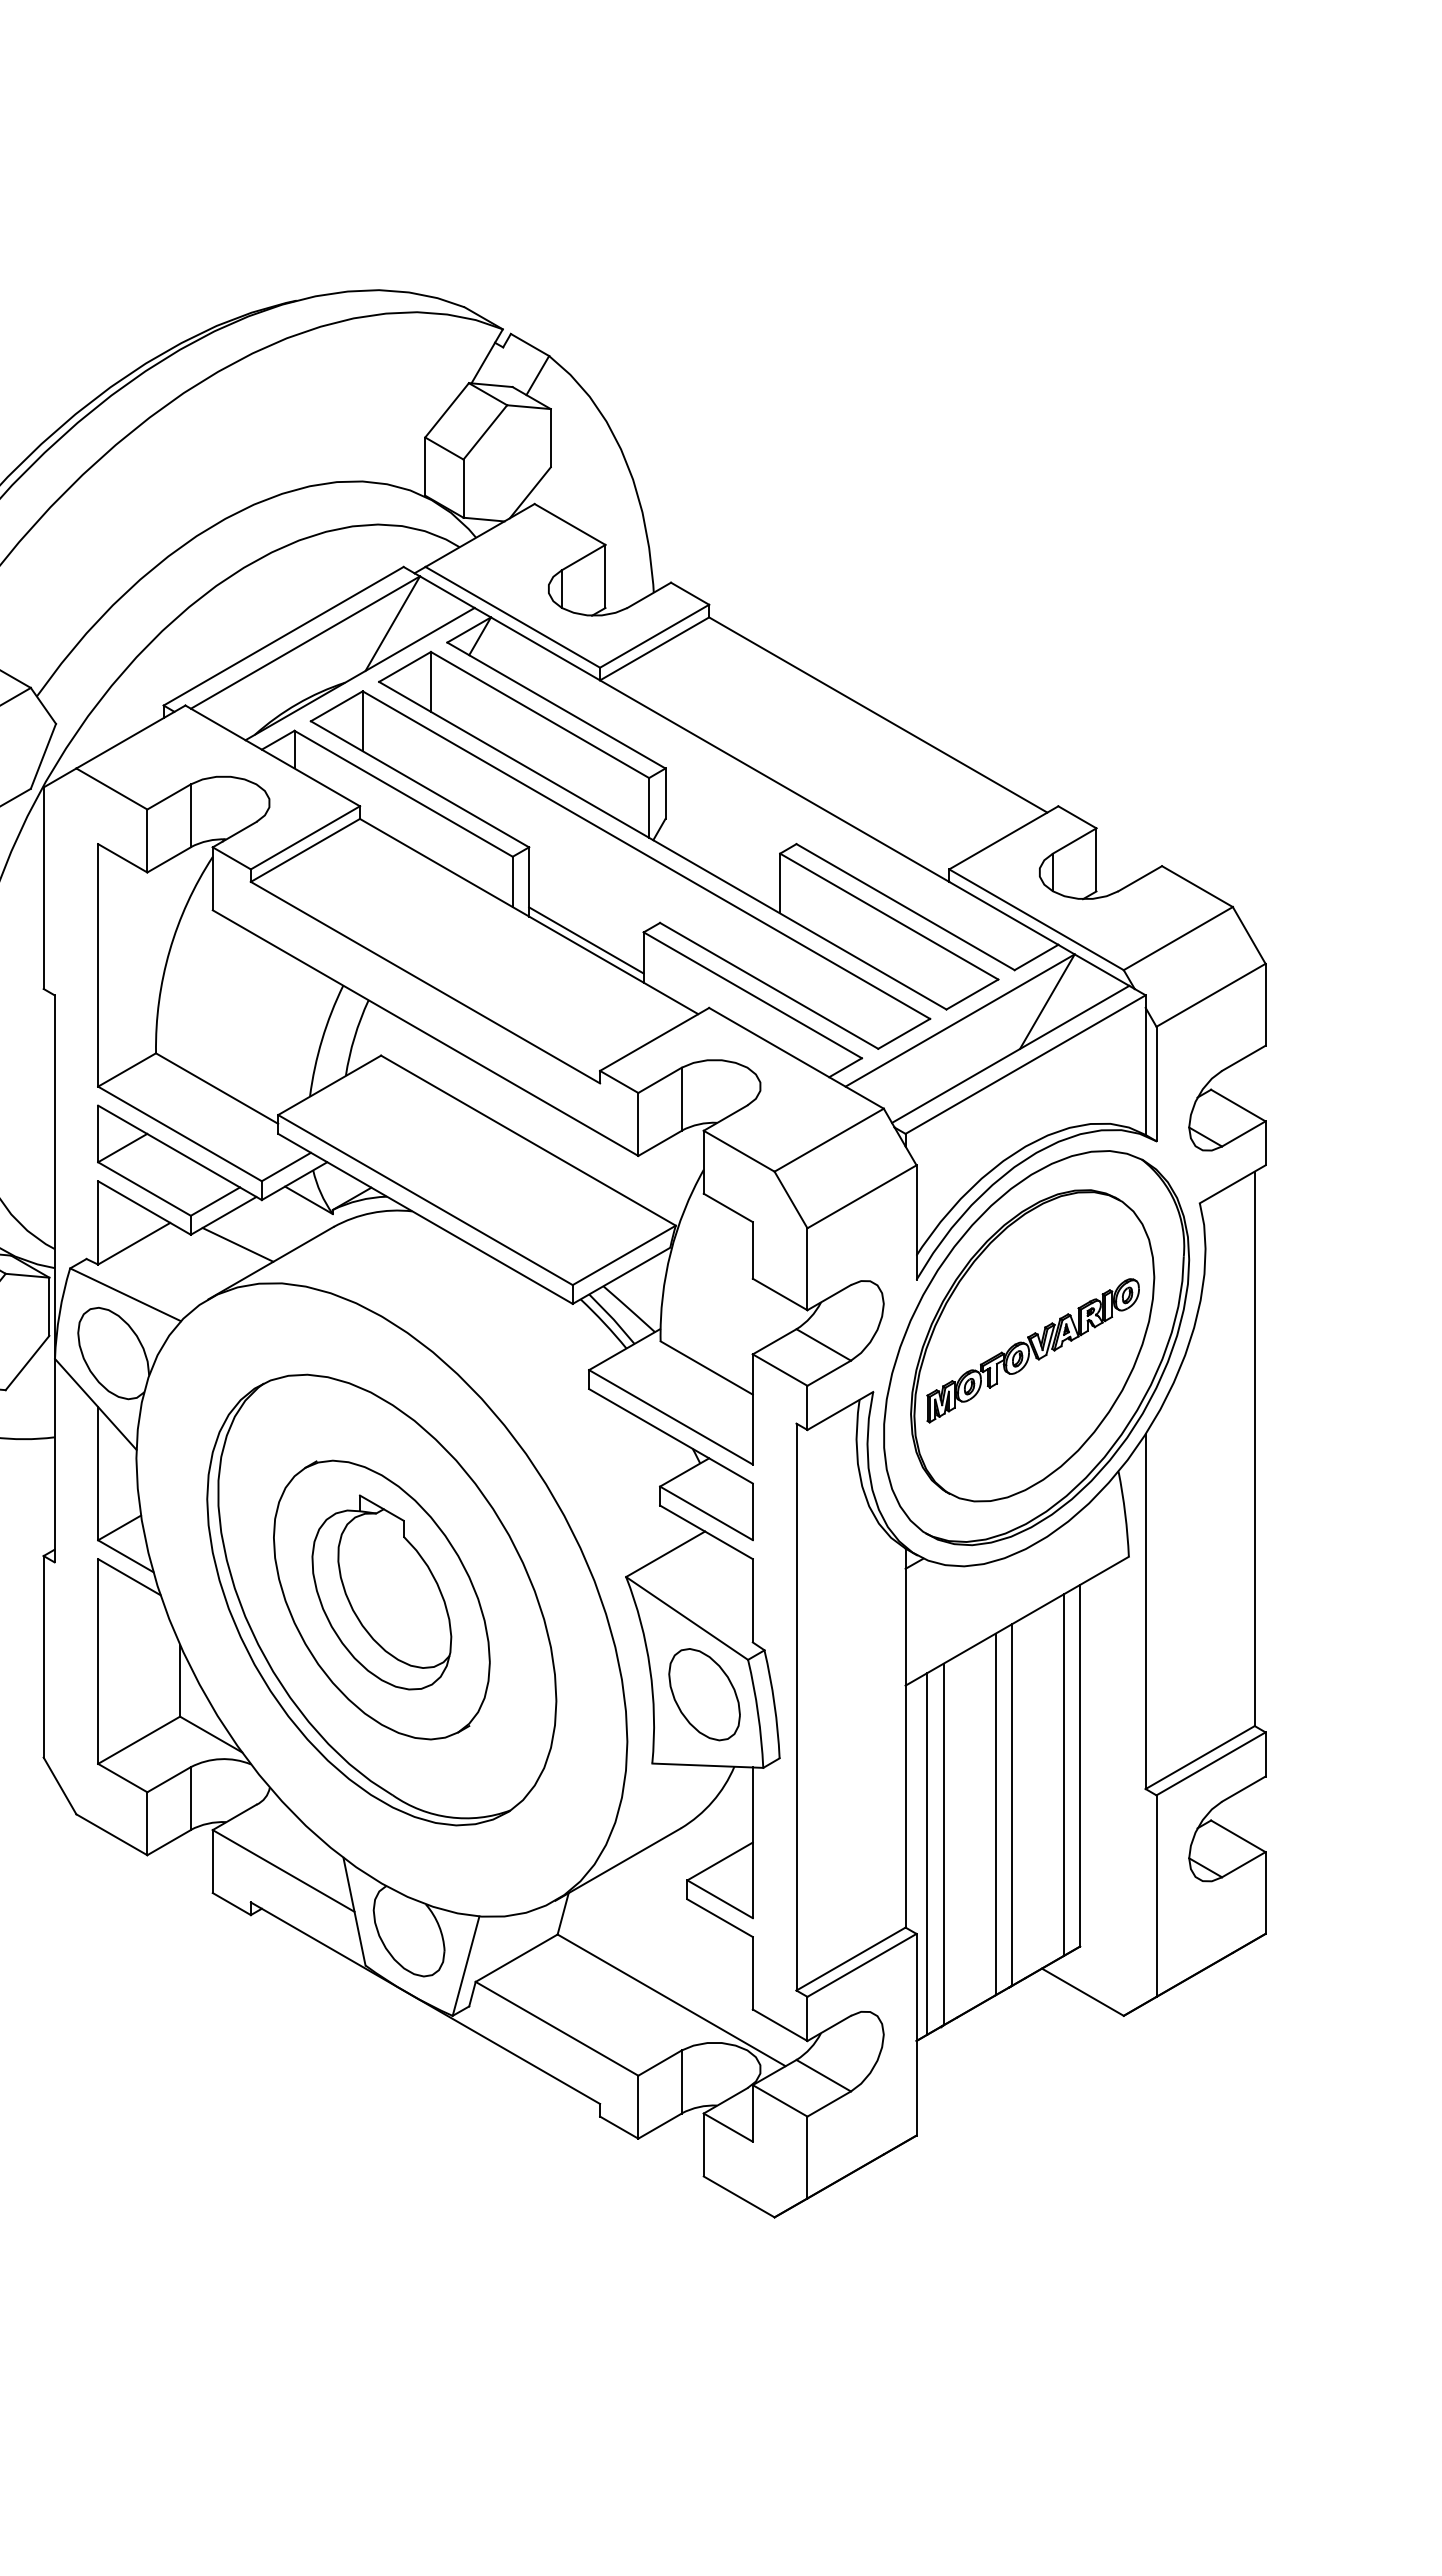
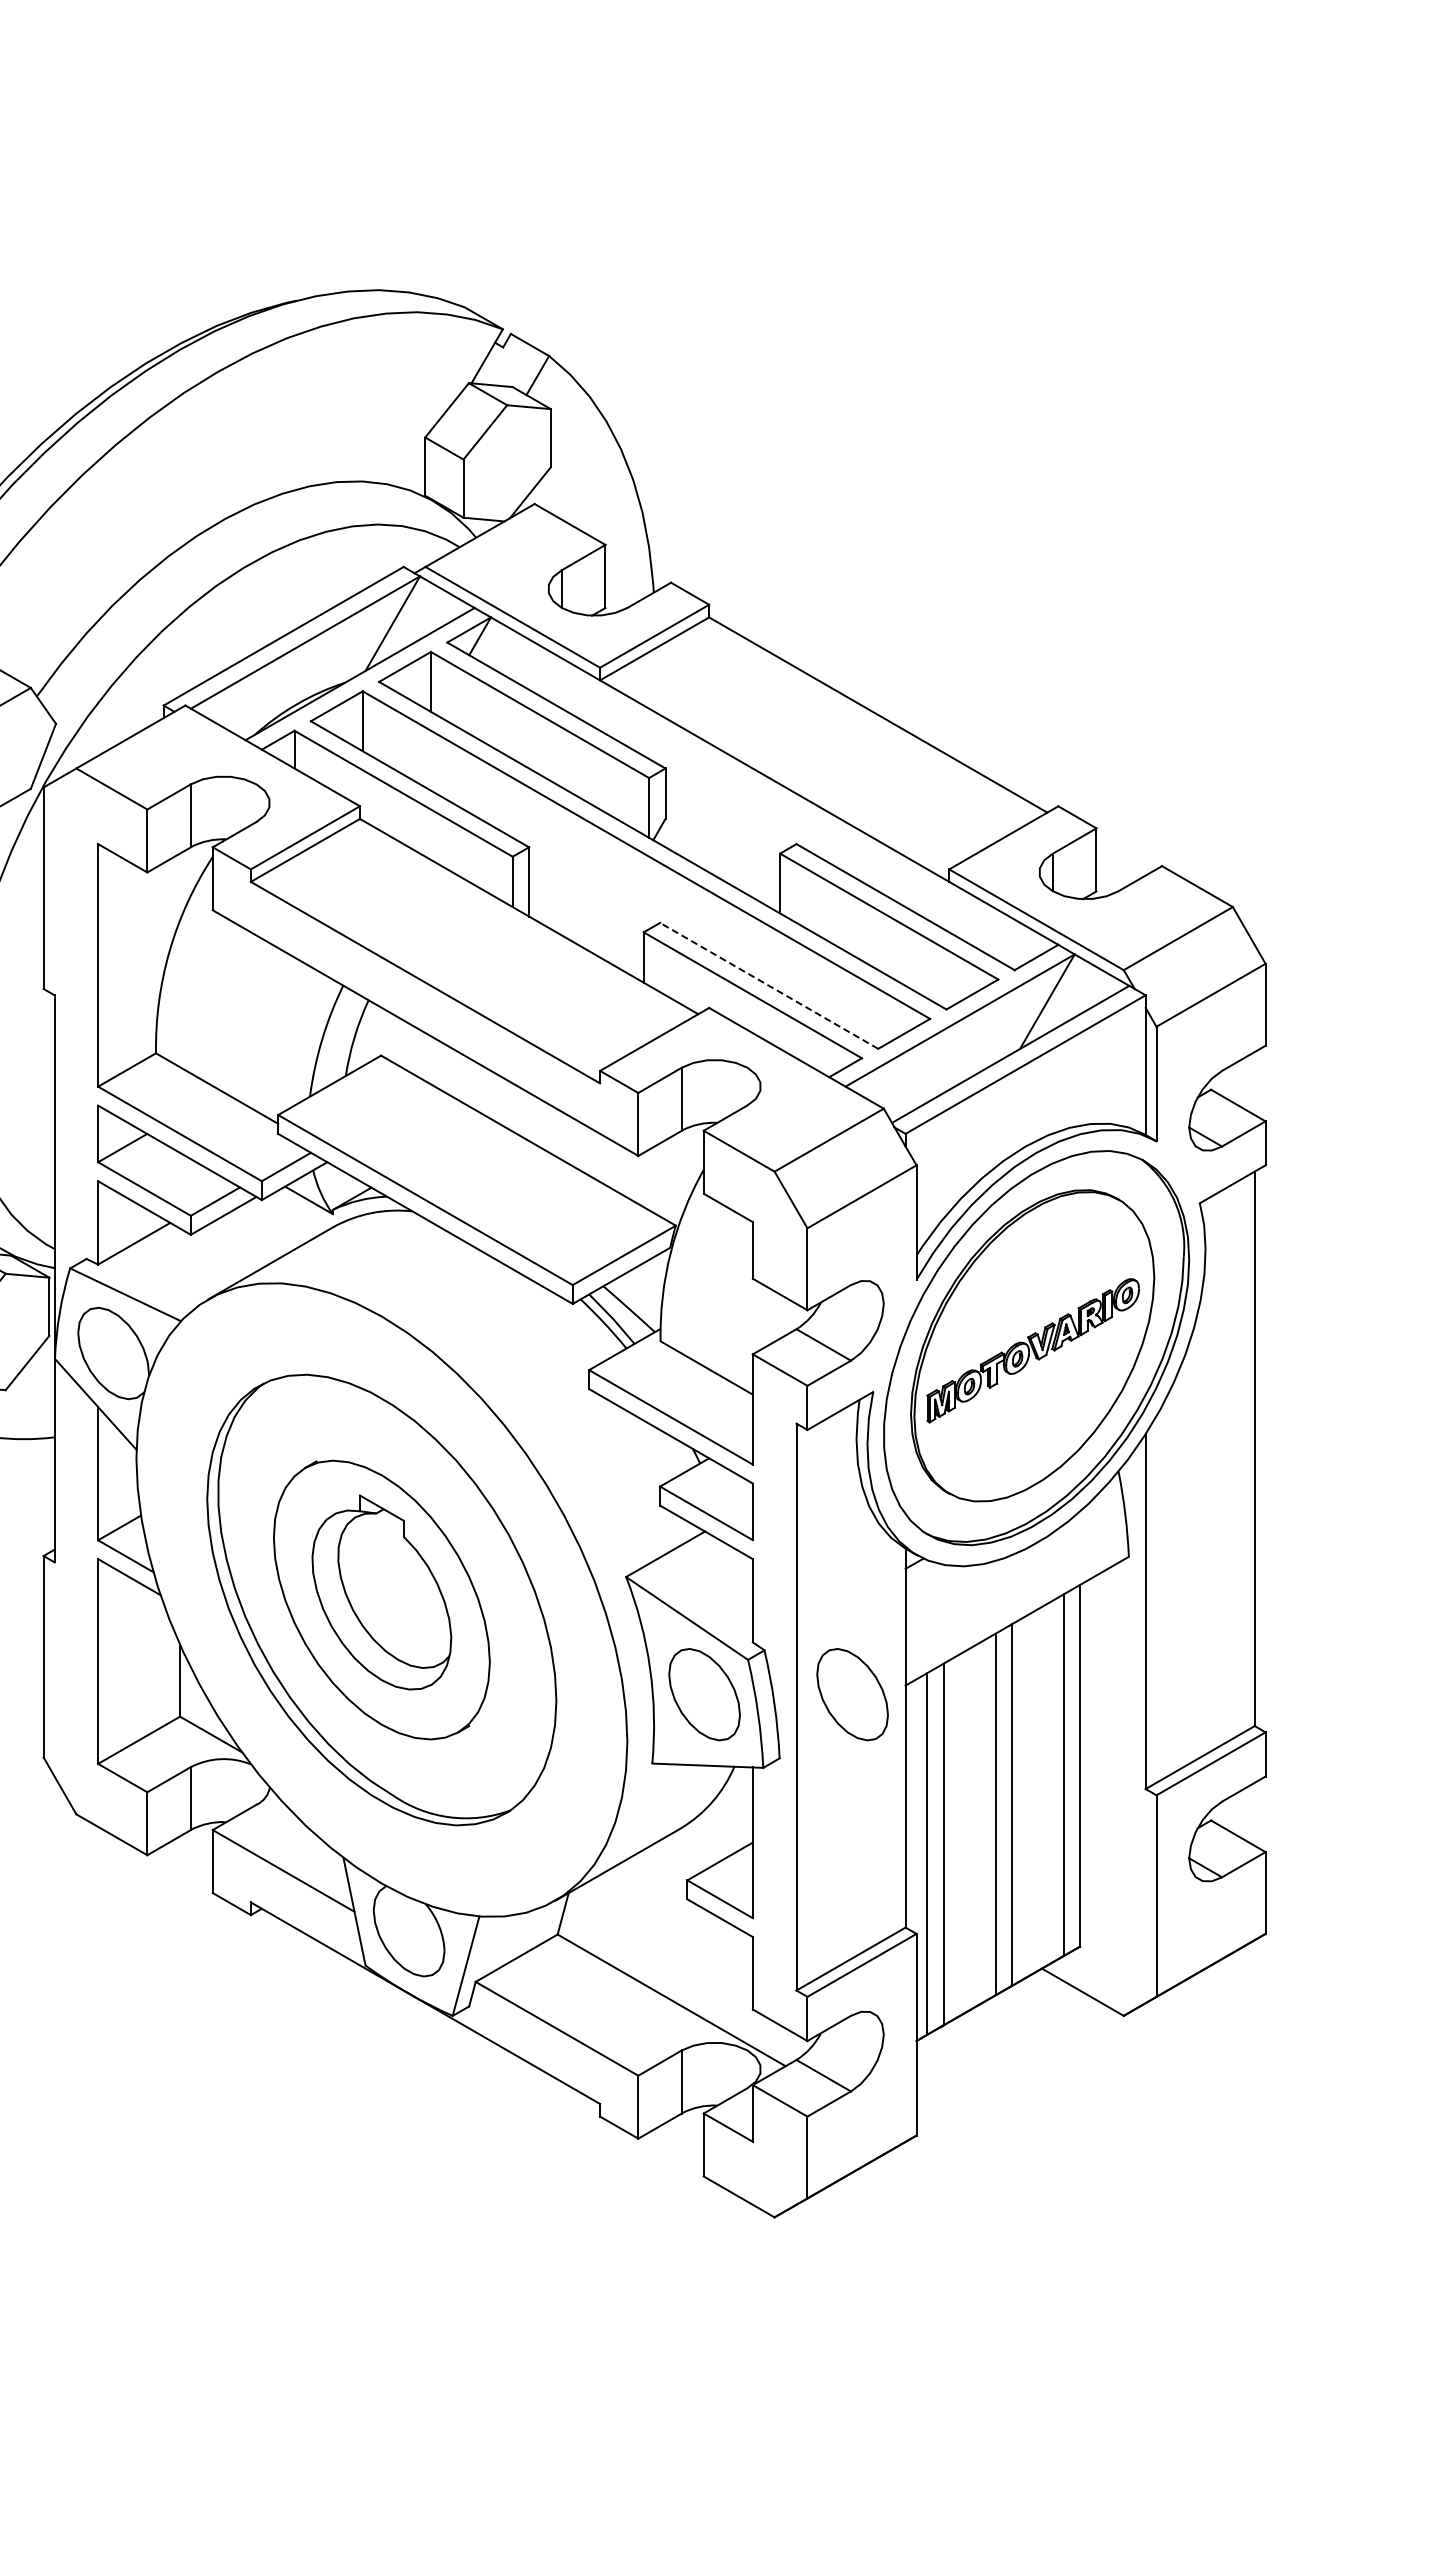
line: present -> none (586, 940)
line: solid -> dashed (769, 985)
line: present -> none (237, 1244)
part: none -> present (852, 1694)
